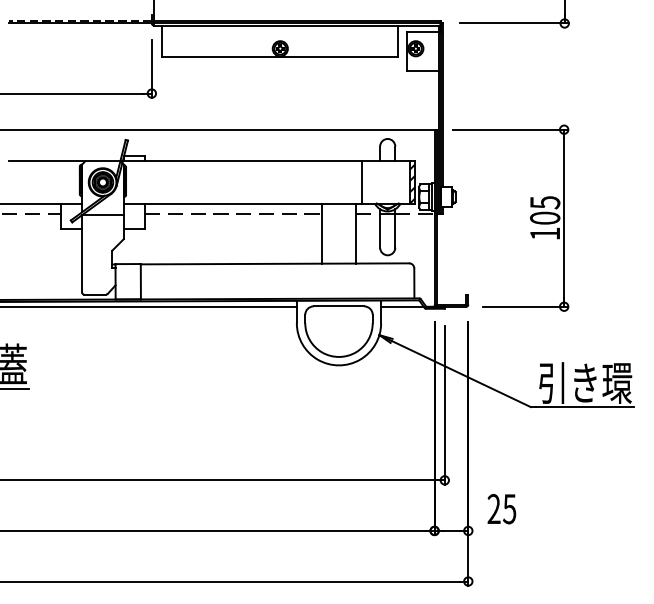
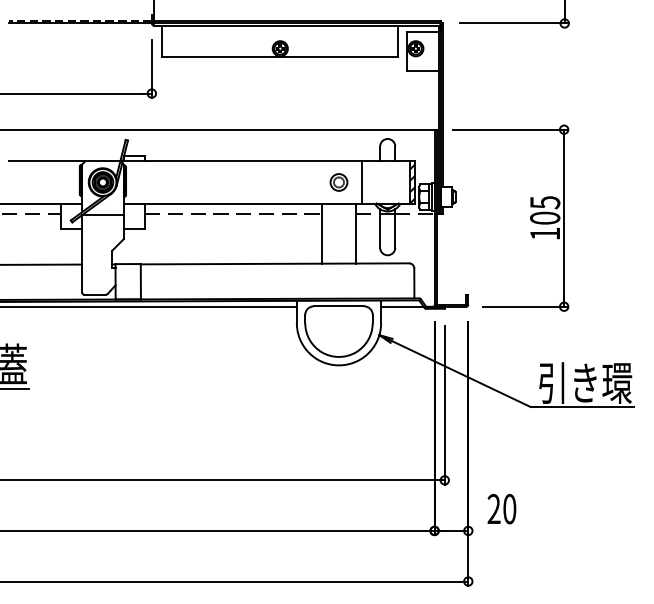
part: none -> present (338, 182)
line: none -> present (41, 264)
text: 25 -> 20 (509, 509)
